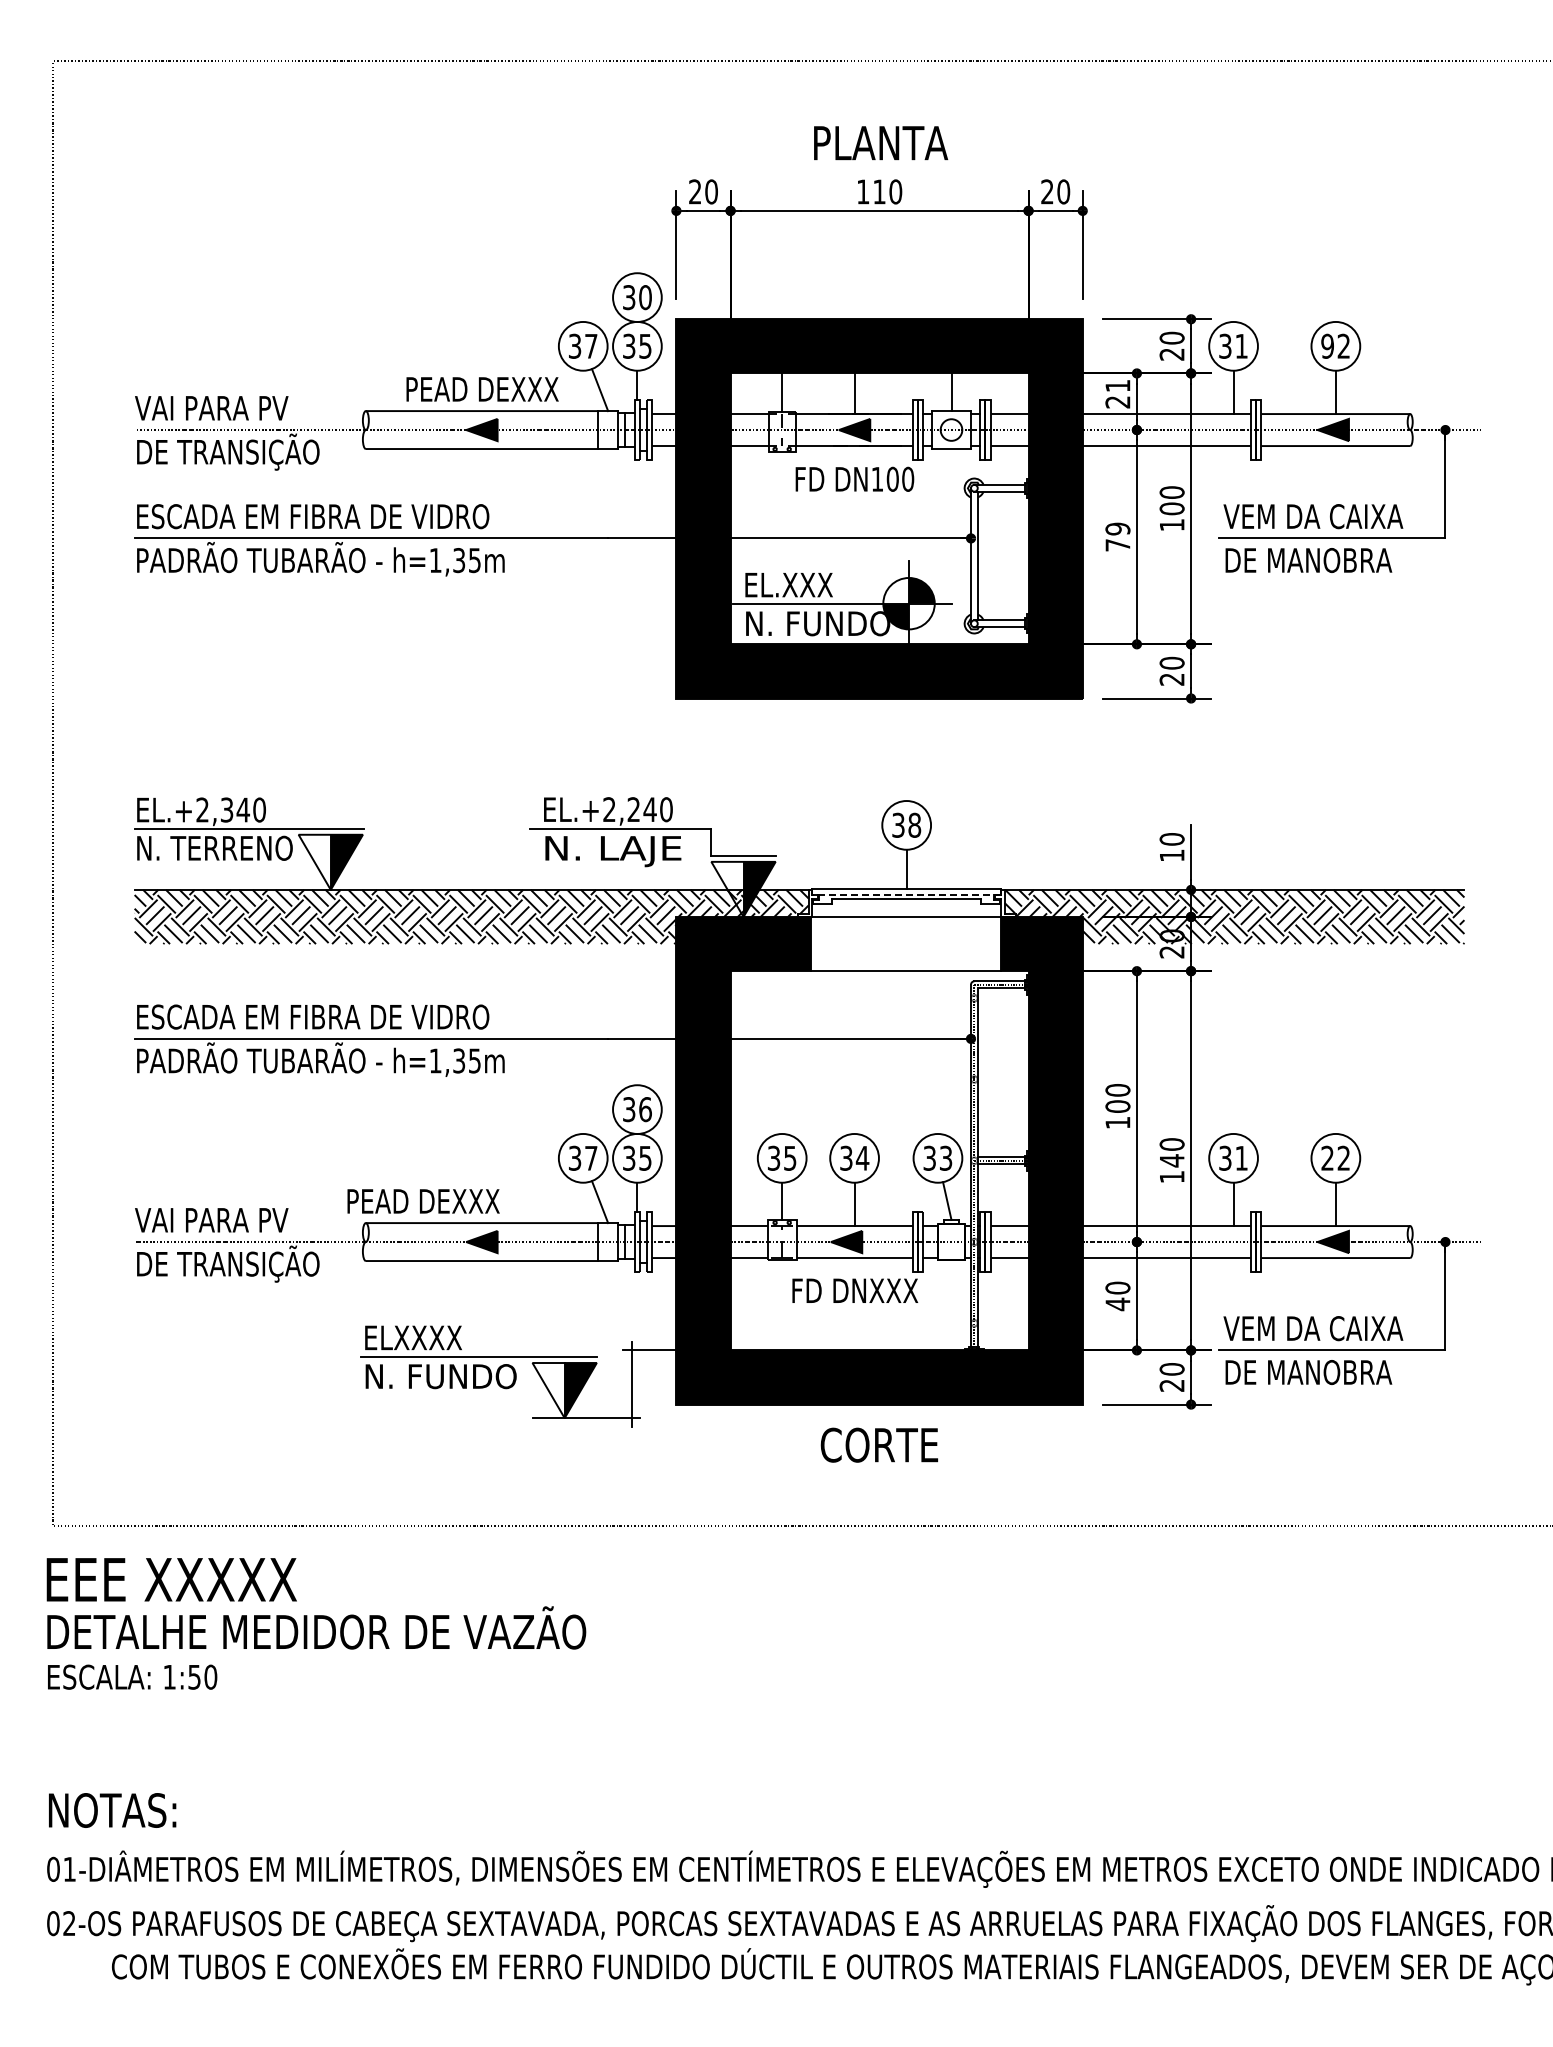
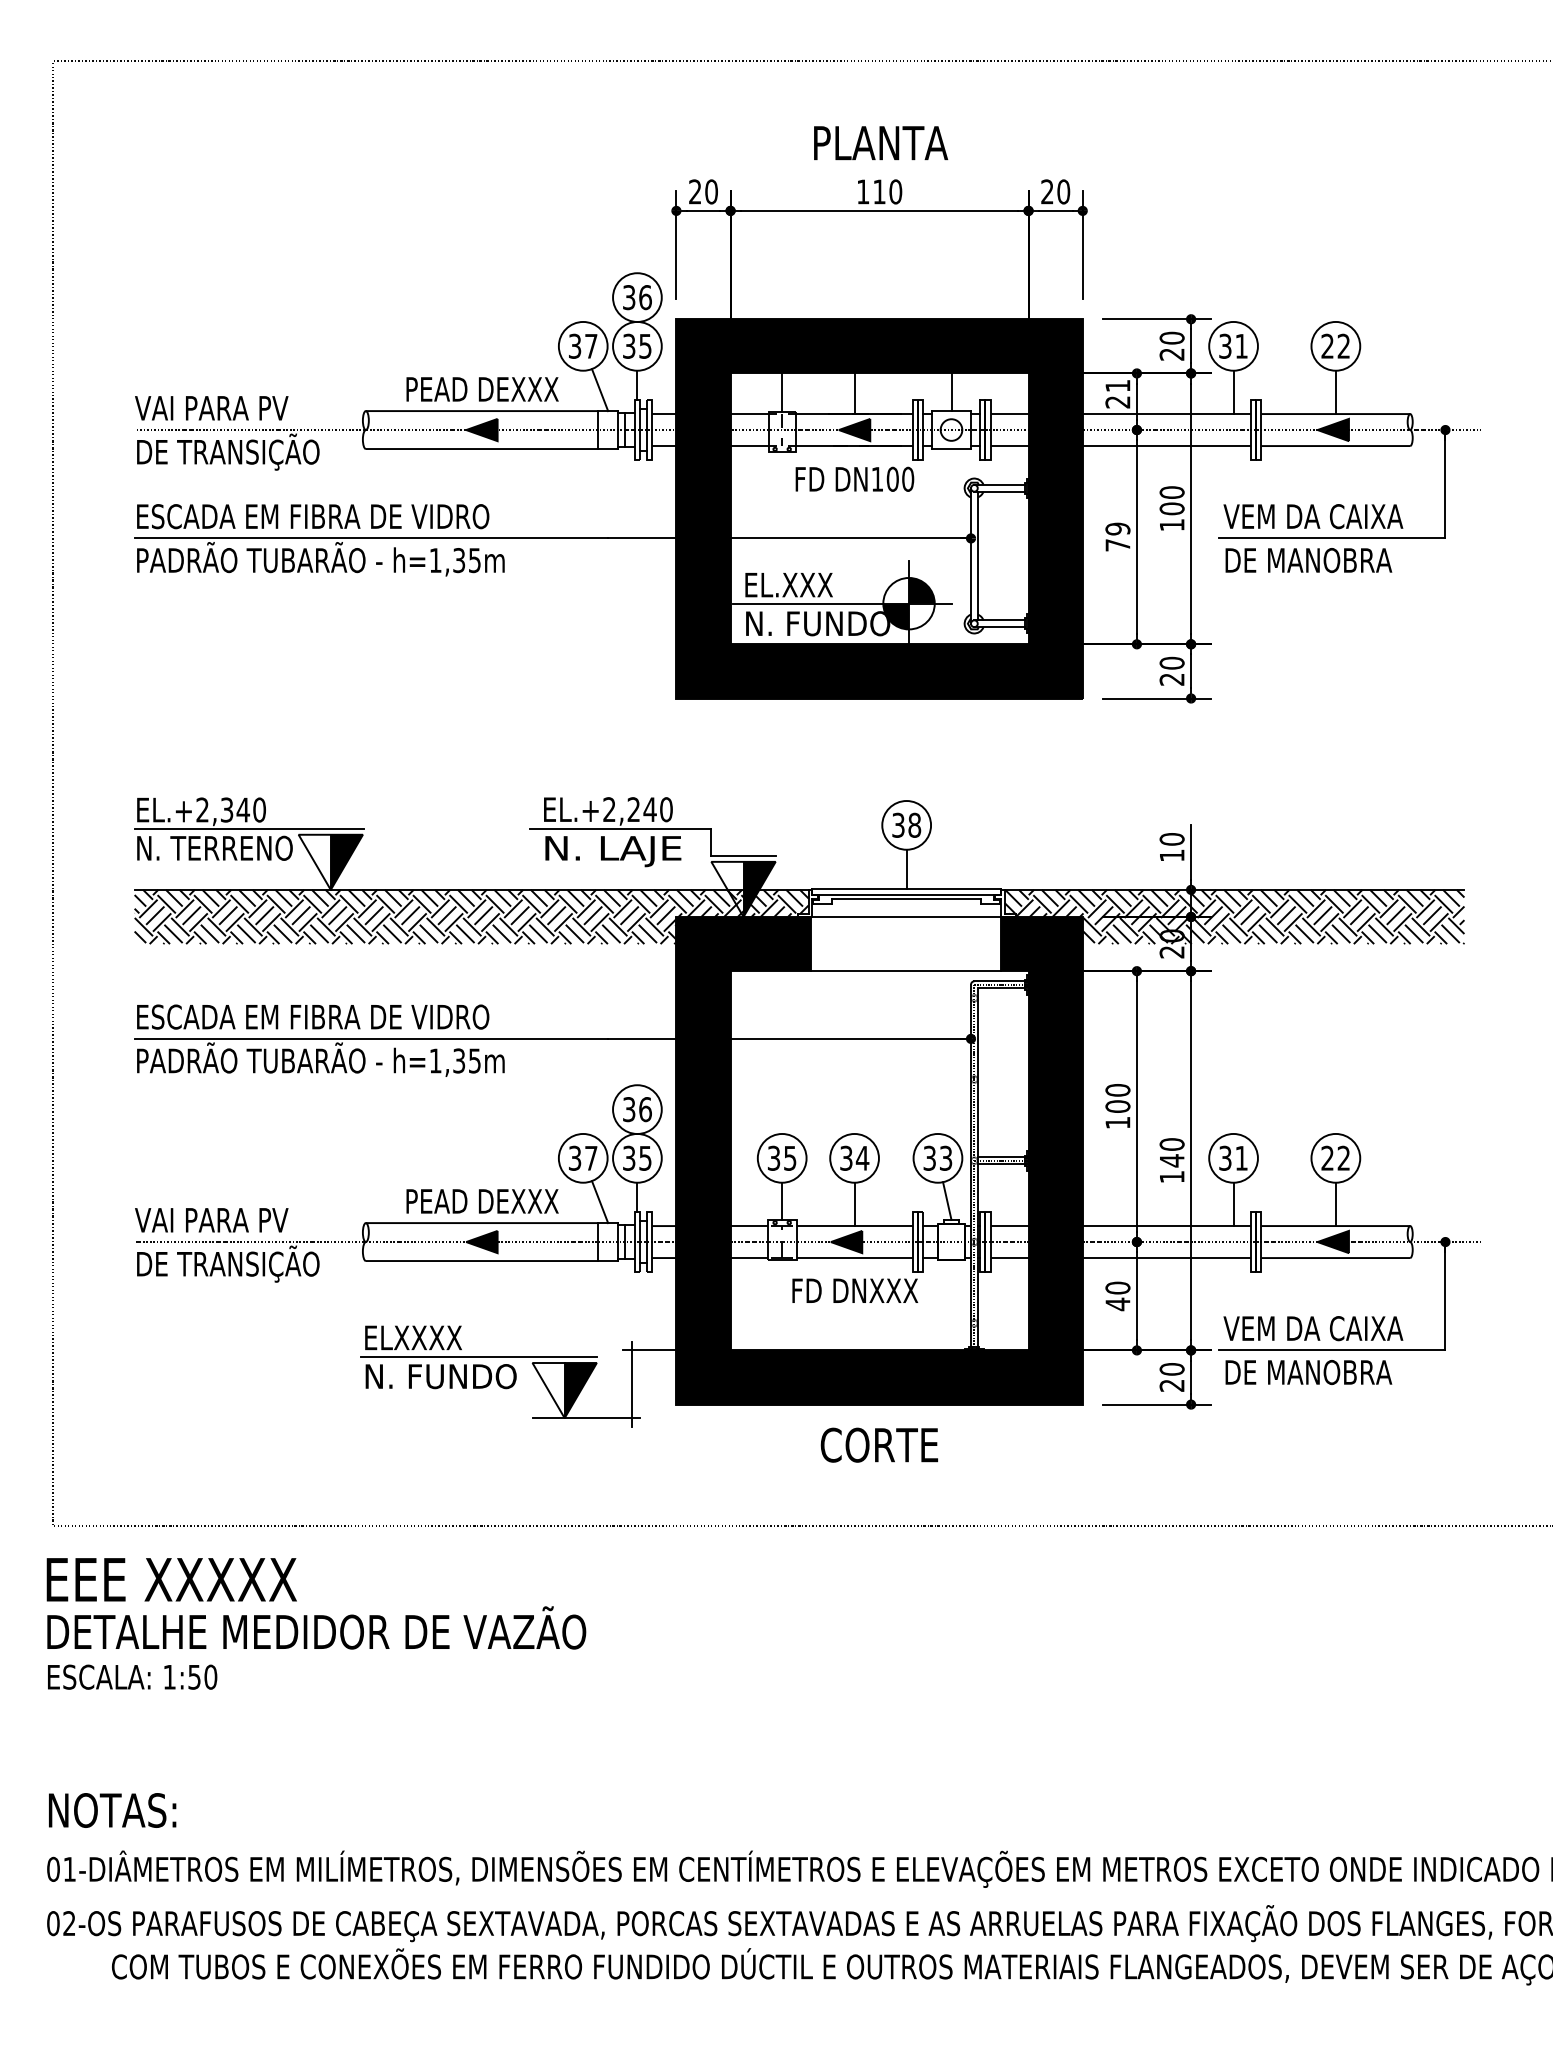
text: 30 -> 36 (645, 297)
text: 92 -> 22 (1327, 345)
line: dashed -> solid (906, 894)
text position: (423, 1201) -> (482, 1201) (482, 1201)
